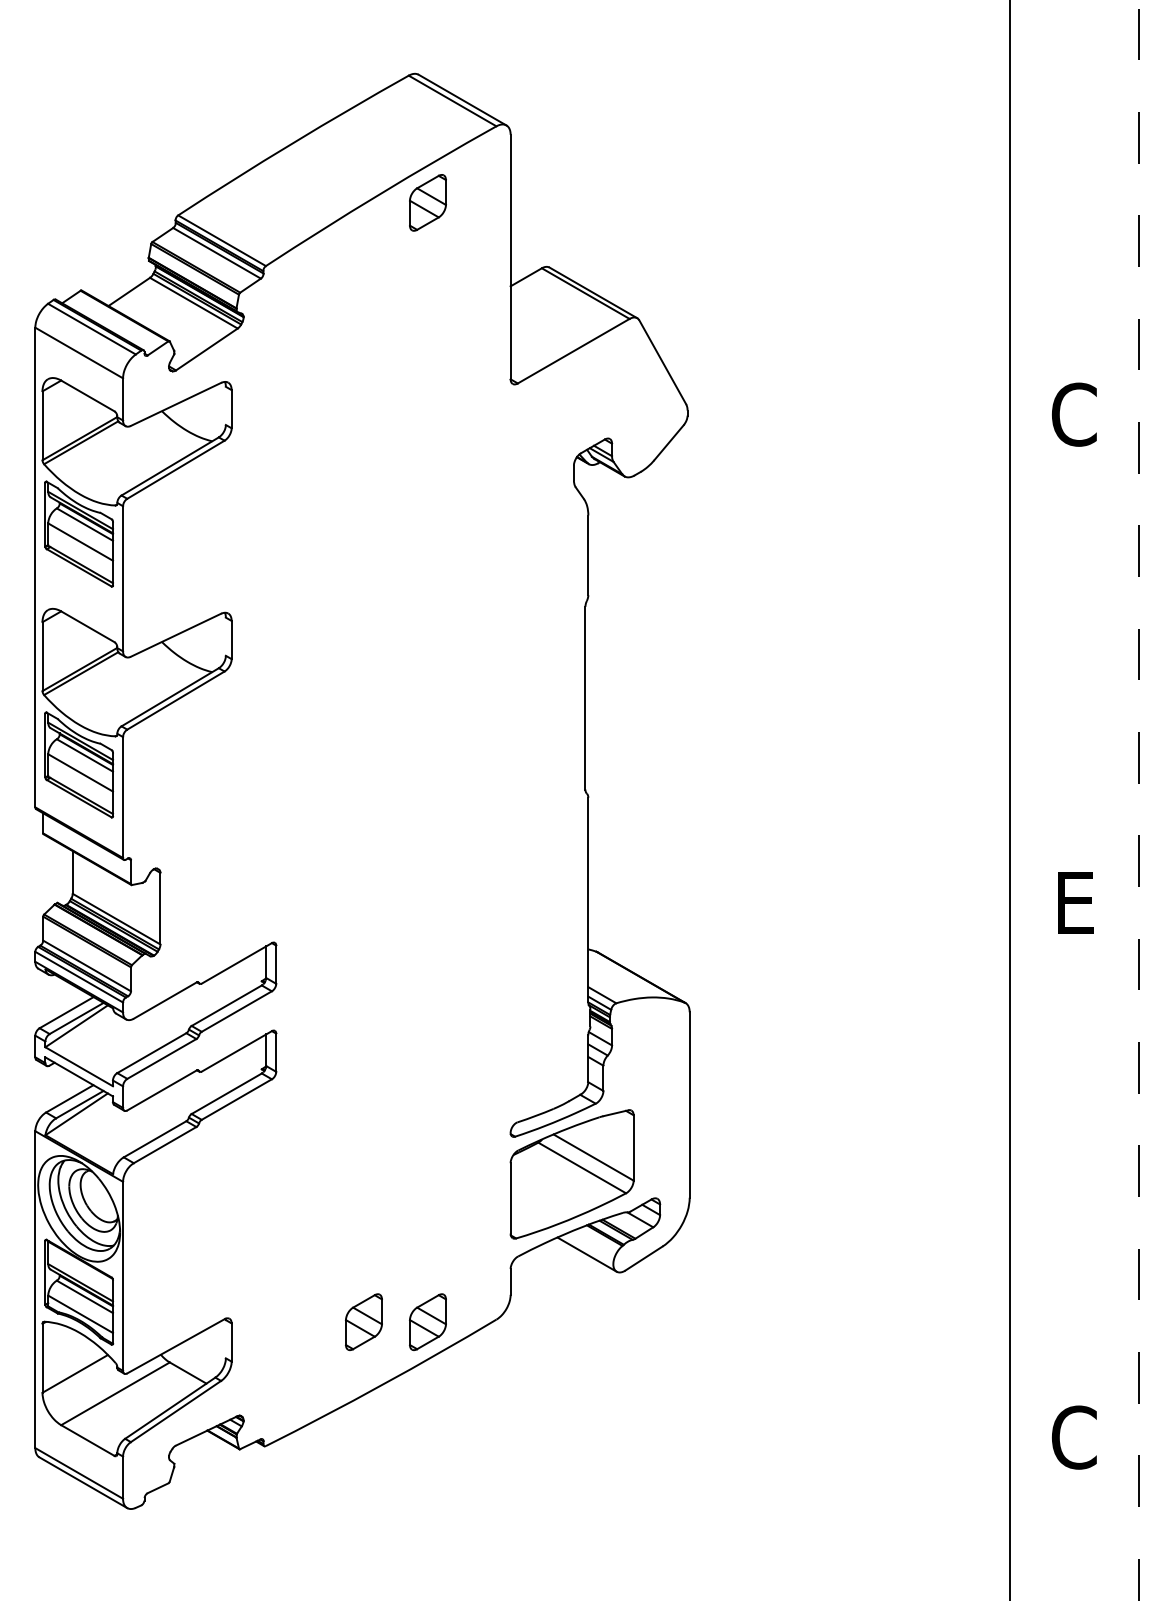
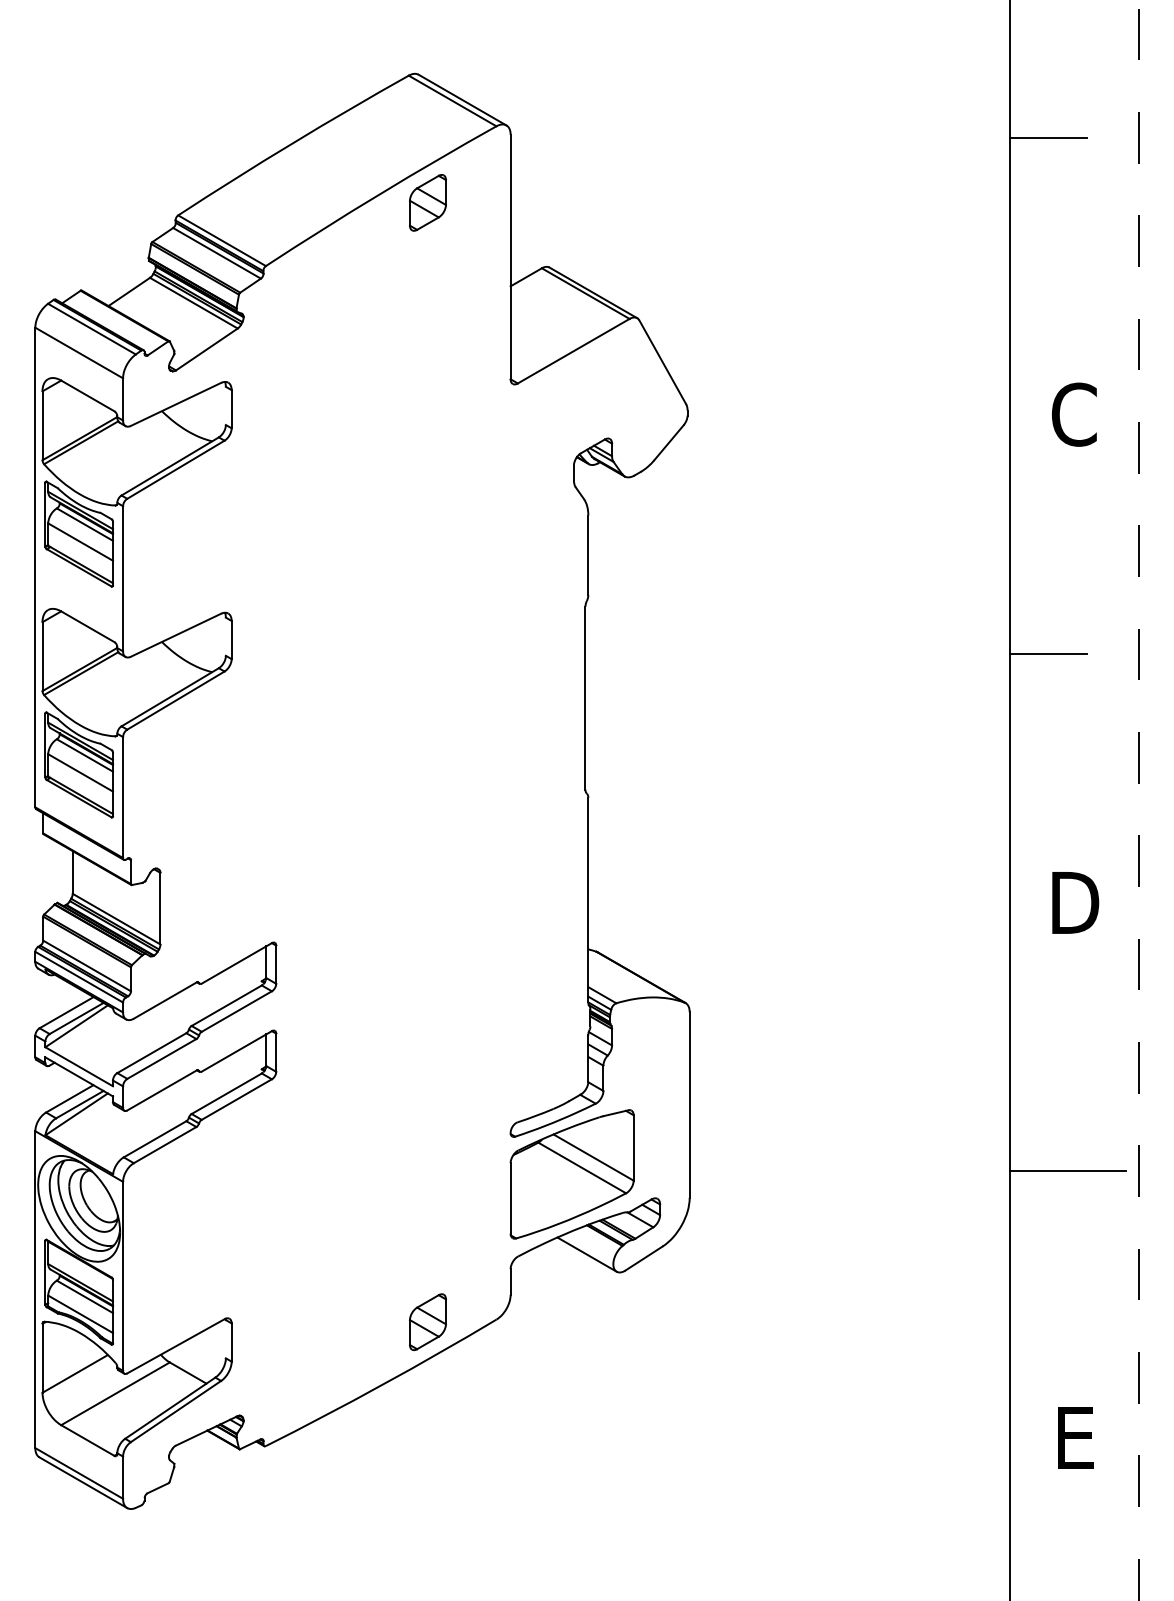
line: none -> present (1047, 137)
line: none -> present (1047, 654)
text: E -> D (1075, 902)
line: none -> present (1067, 1171)
part: present -> none (363, 1321)
text: C -> E (1073, 1437)
